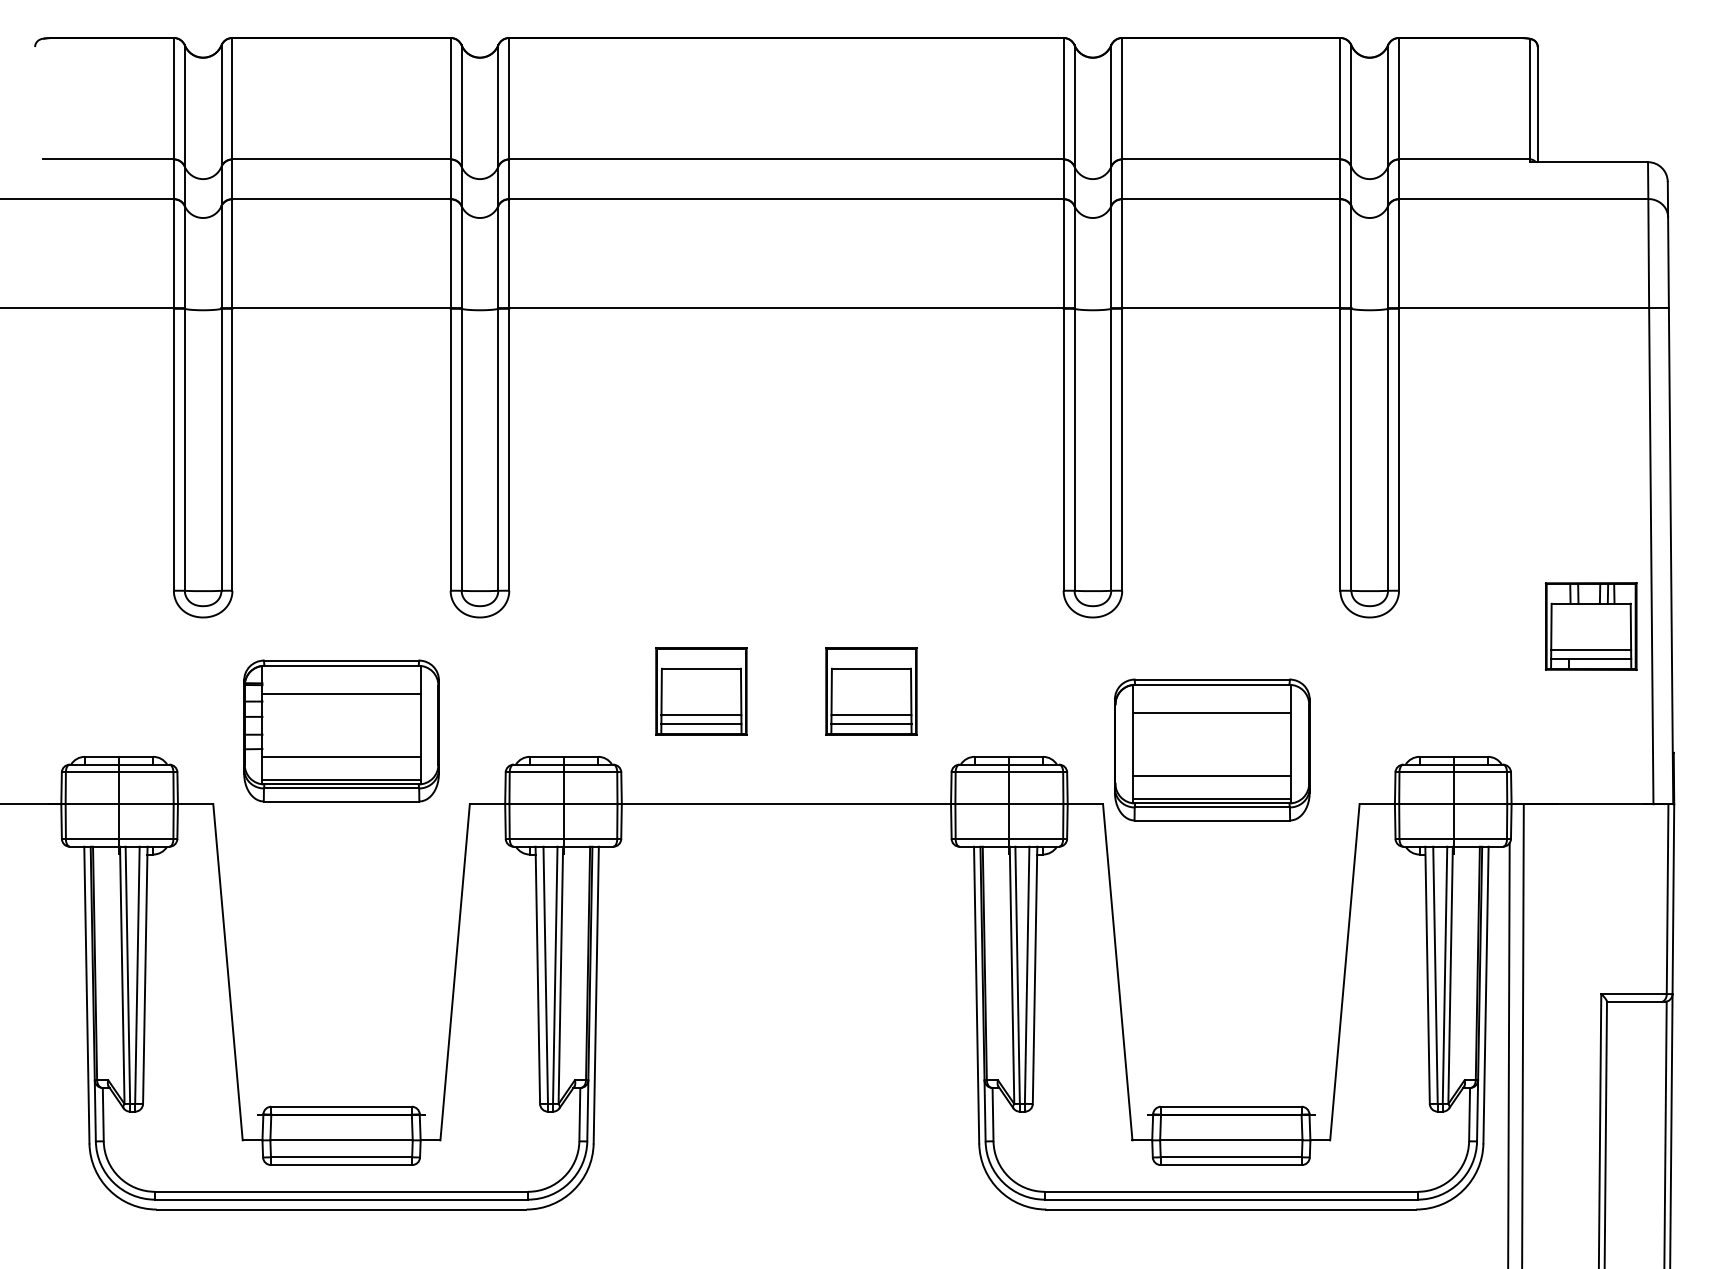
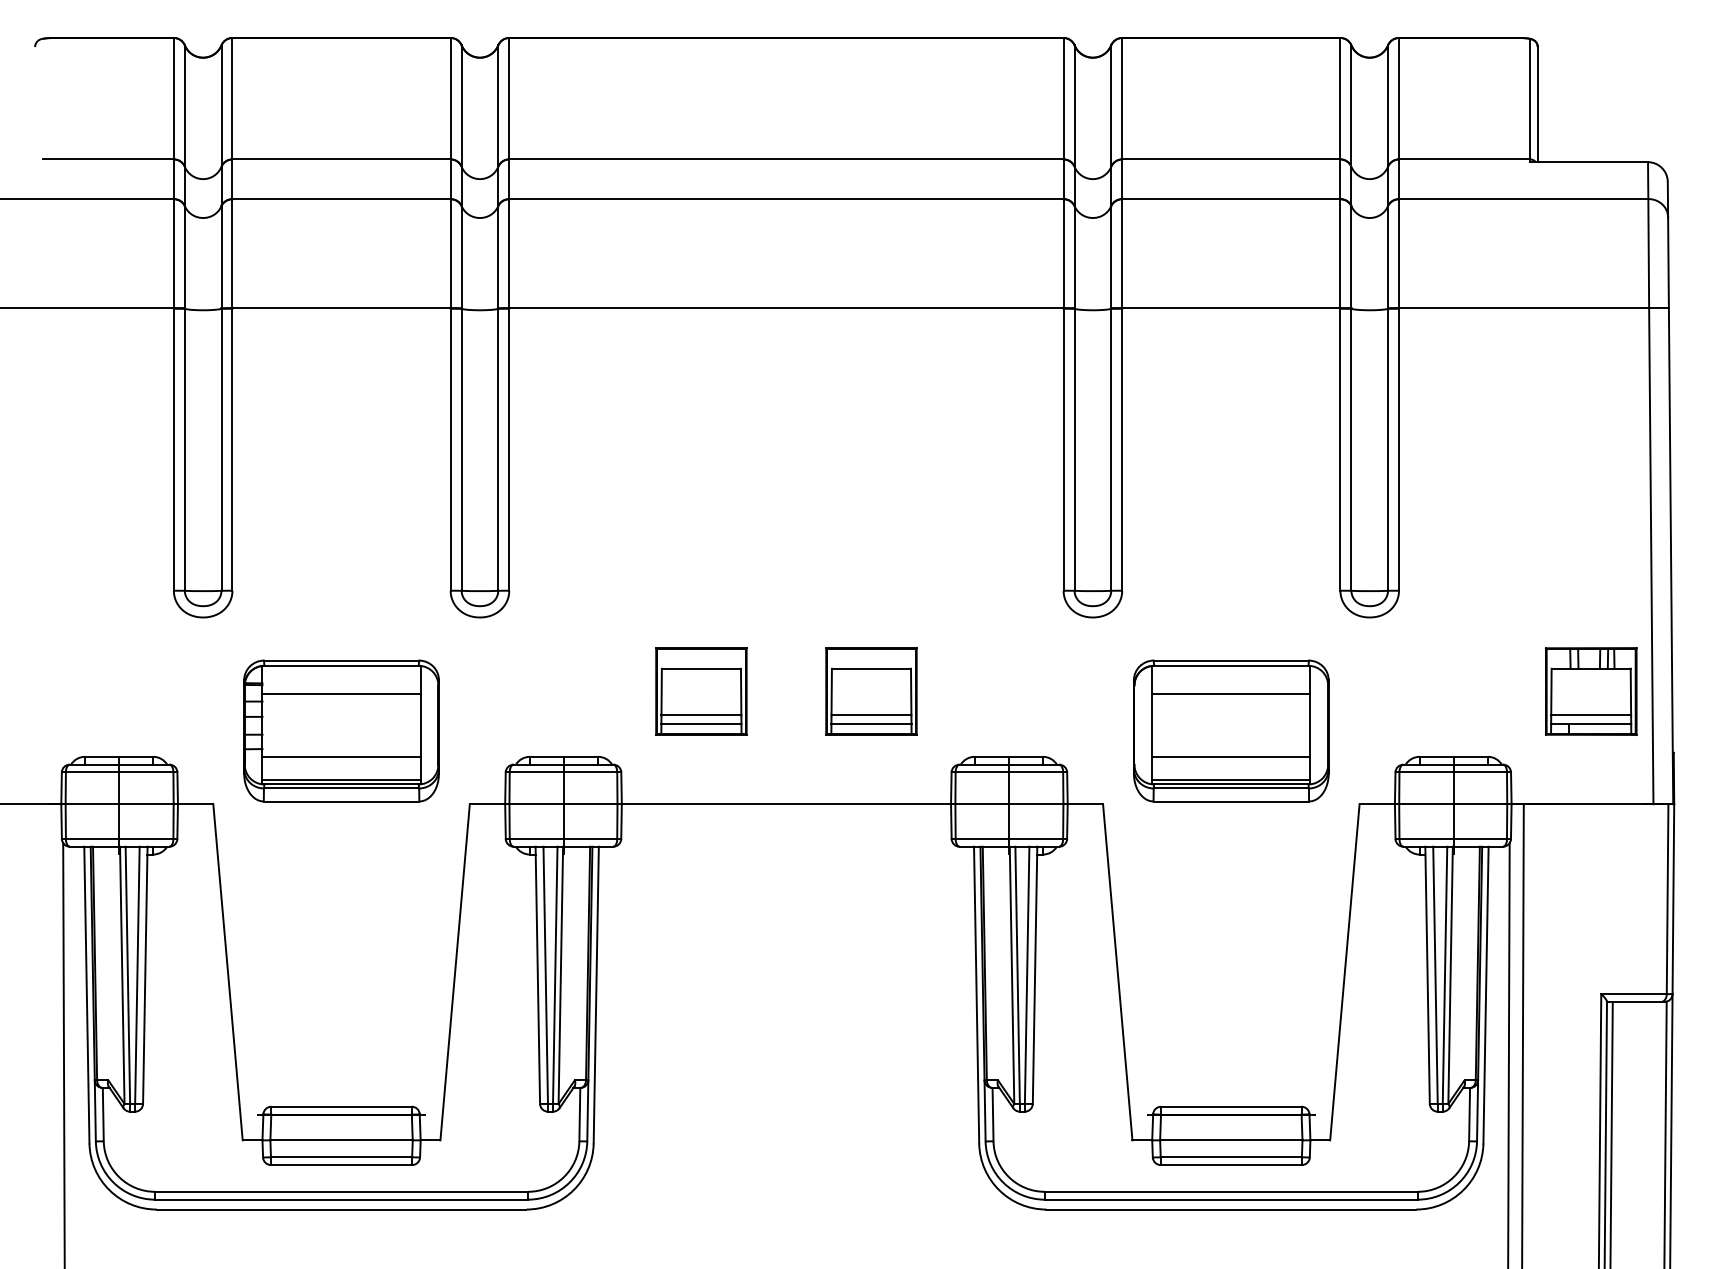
part position: (1590, 626) -> (1590, 691) (1590, 691)
part position: (1212, 749) -> (1231, 730) (1231, 730)
line: none -> present (63, 1054)
line: none -> present (1611, 1133)
